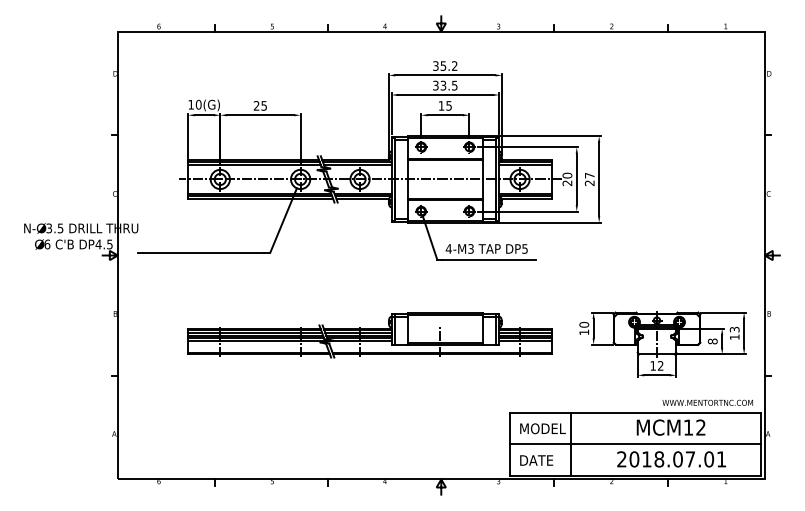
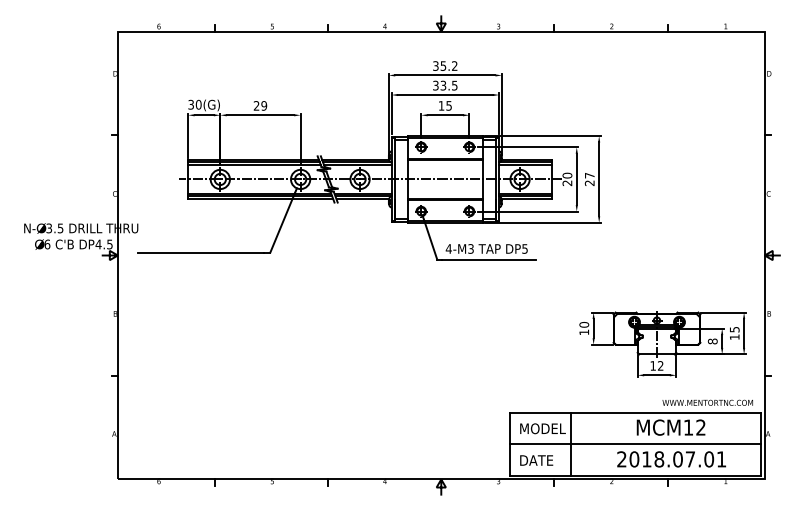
text: 10(G) -> 30(G) (190, 104)
text: 25 -> 29 (264, 105)
text: 13 -> 15 (733, 329)
part: present -> none (369, 335)
